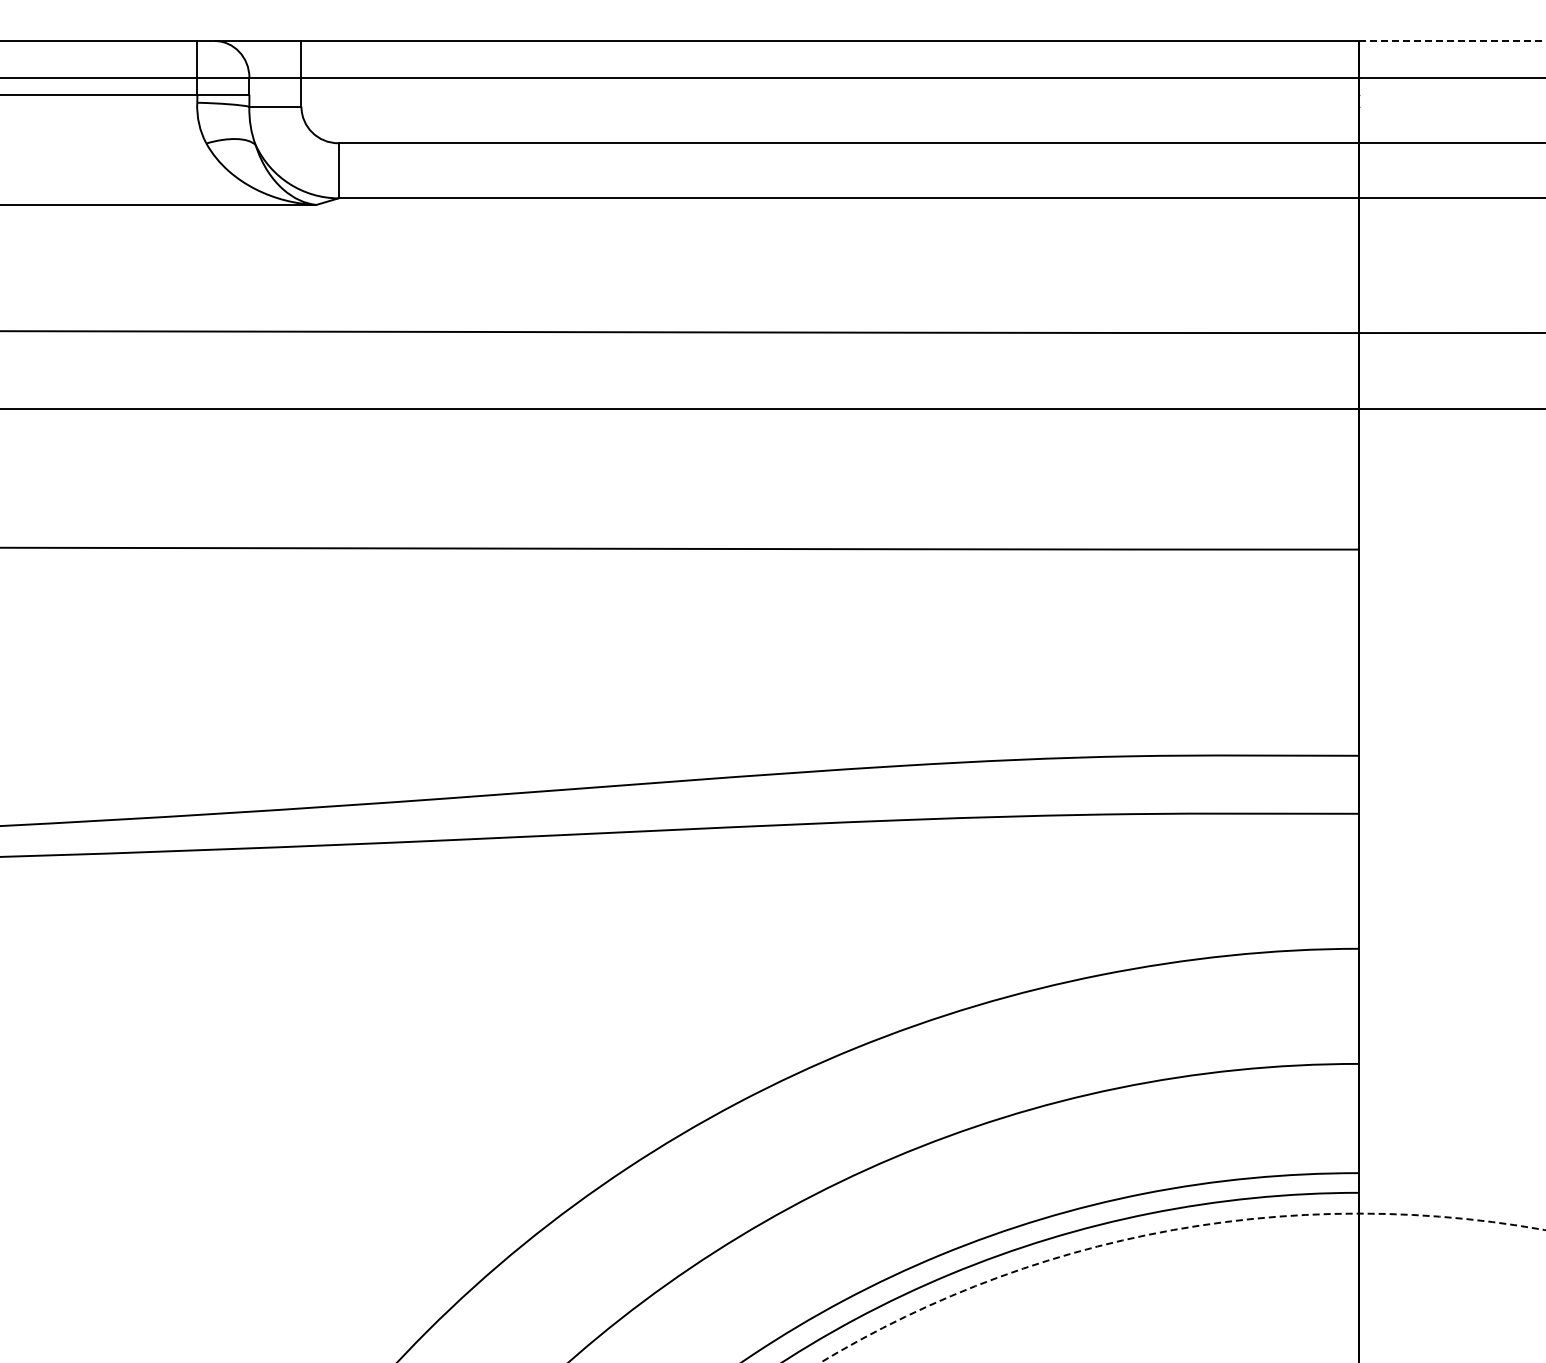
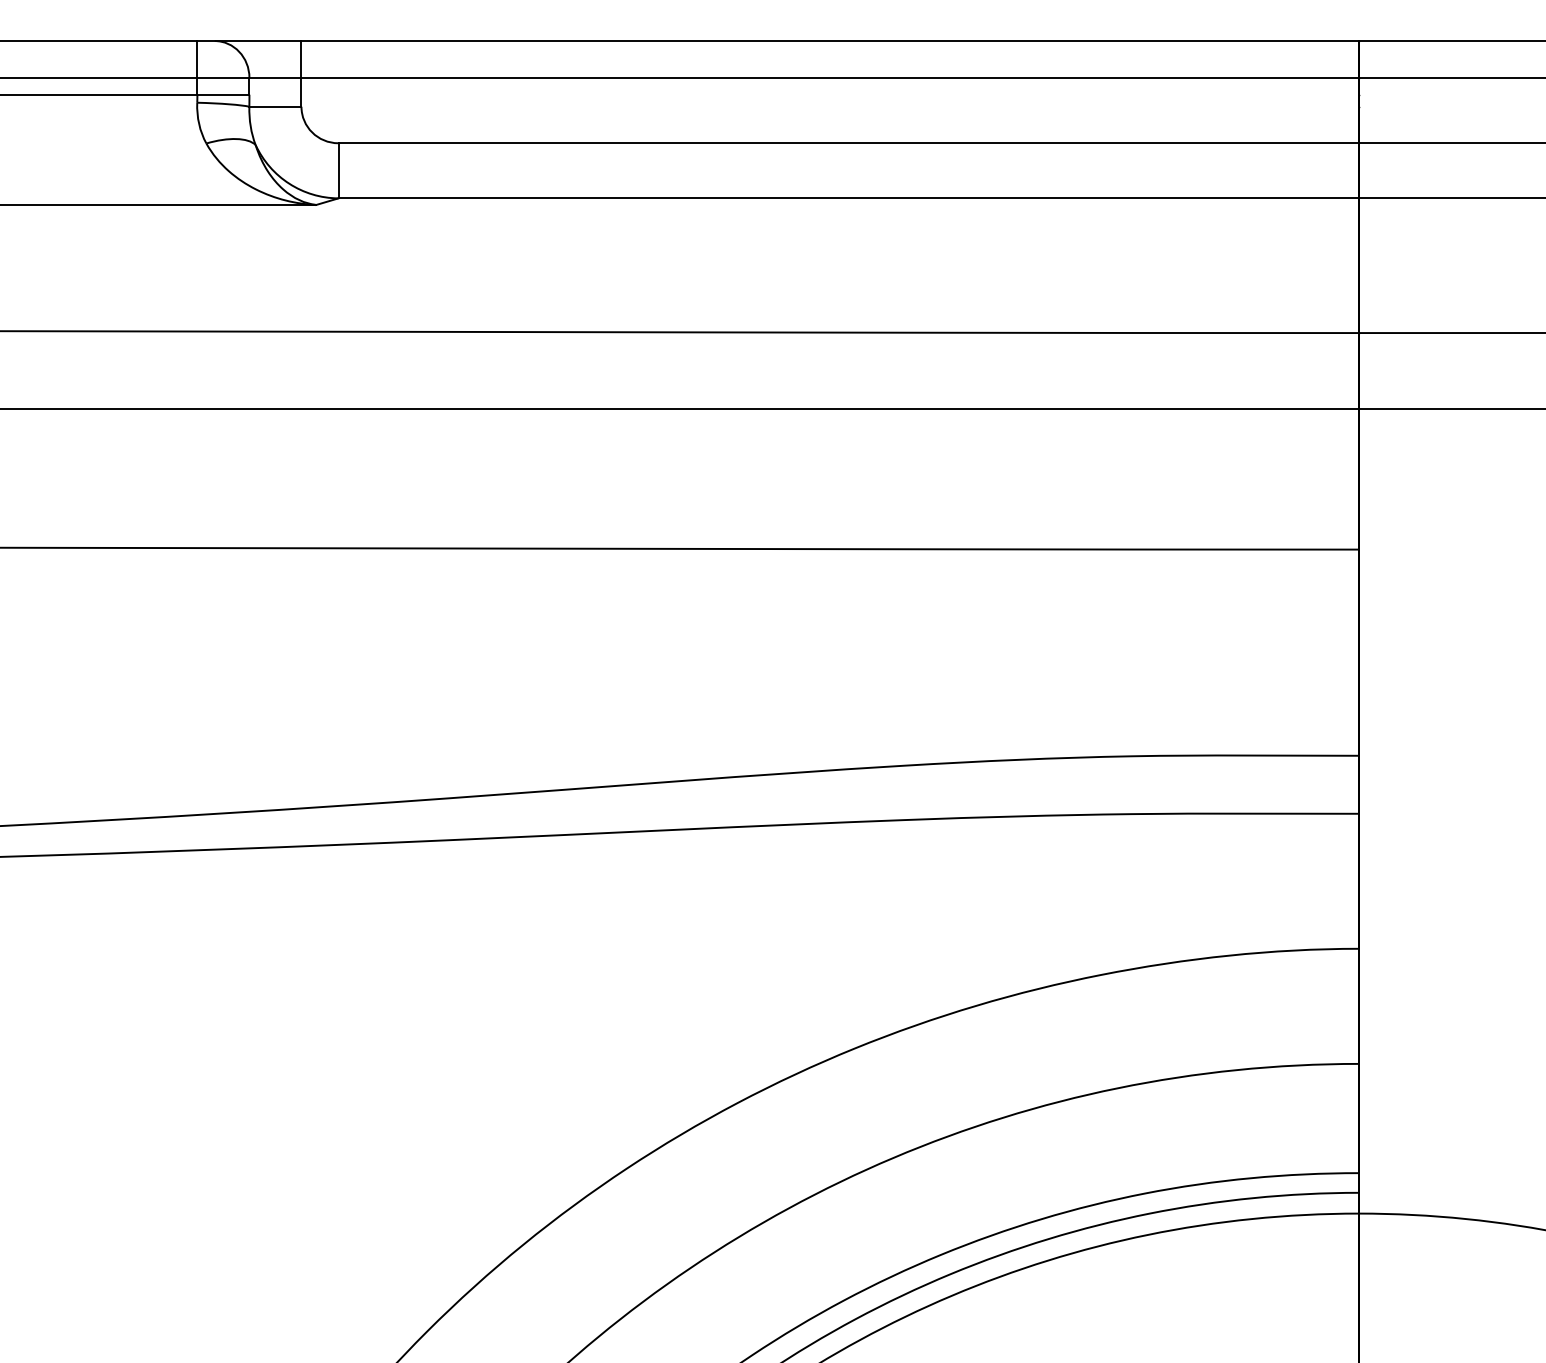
line: dashed -> solid (1452, 41)
circle: dashed -> solid (1182, 1287)
